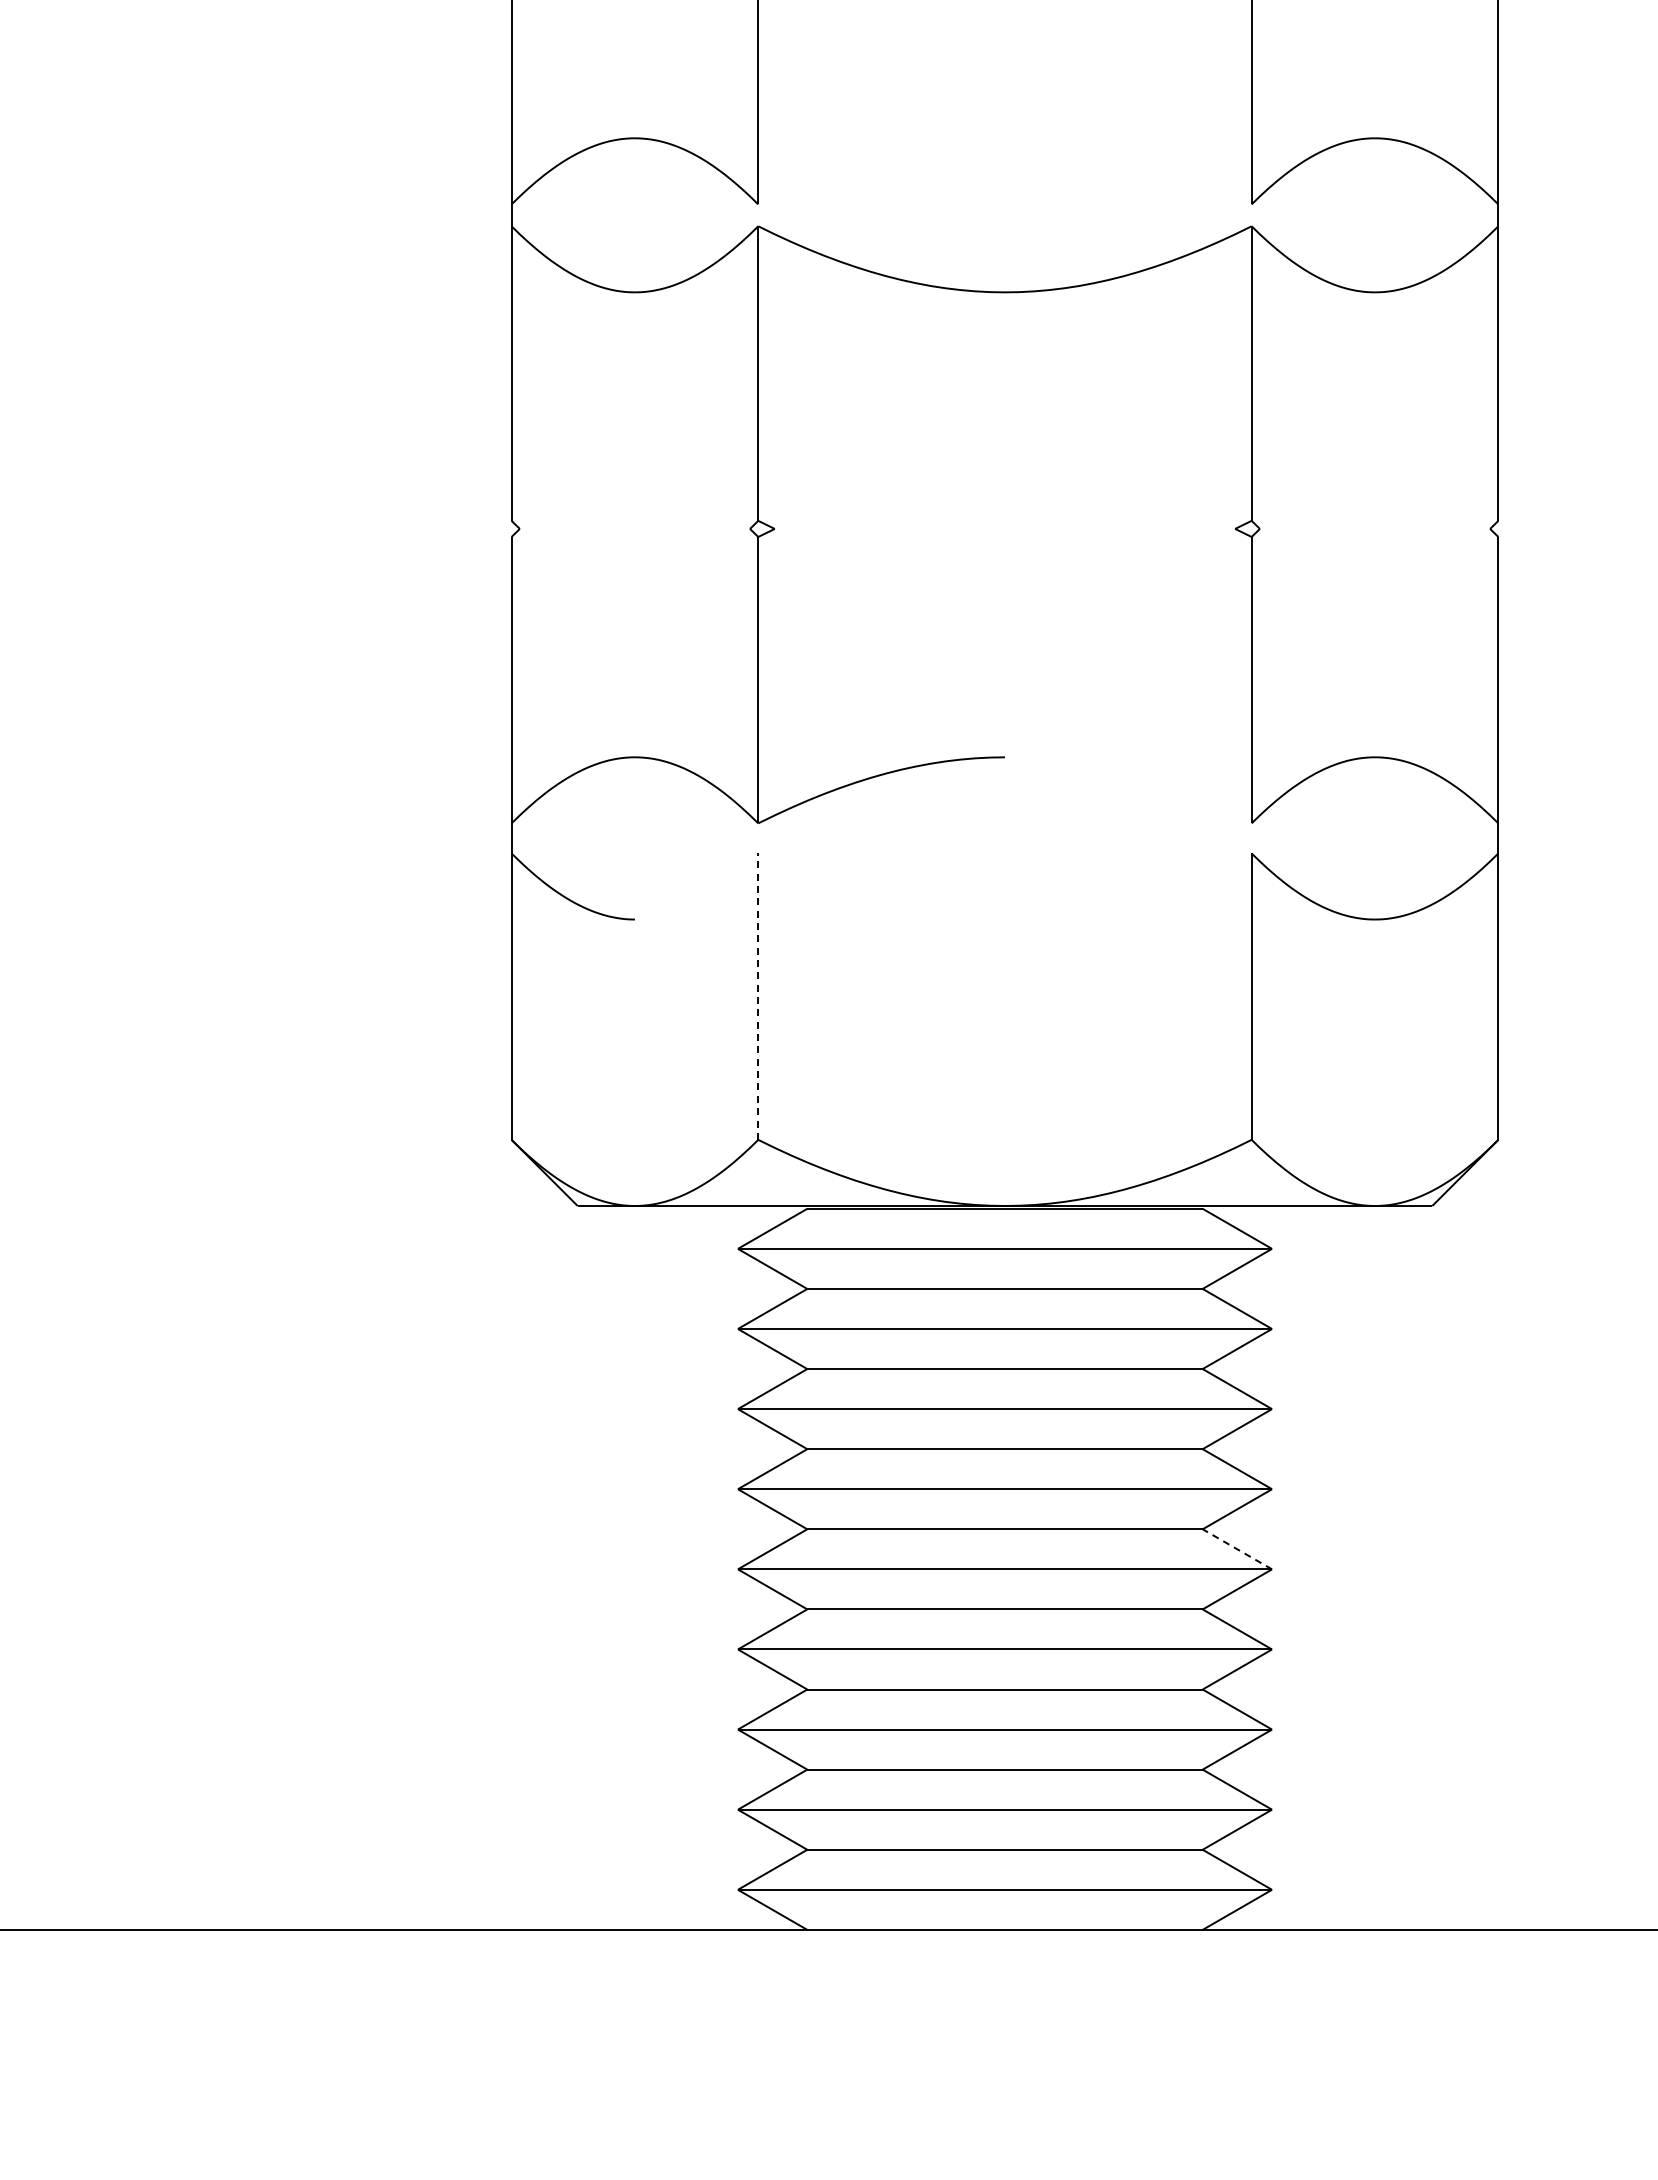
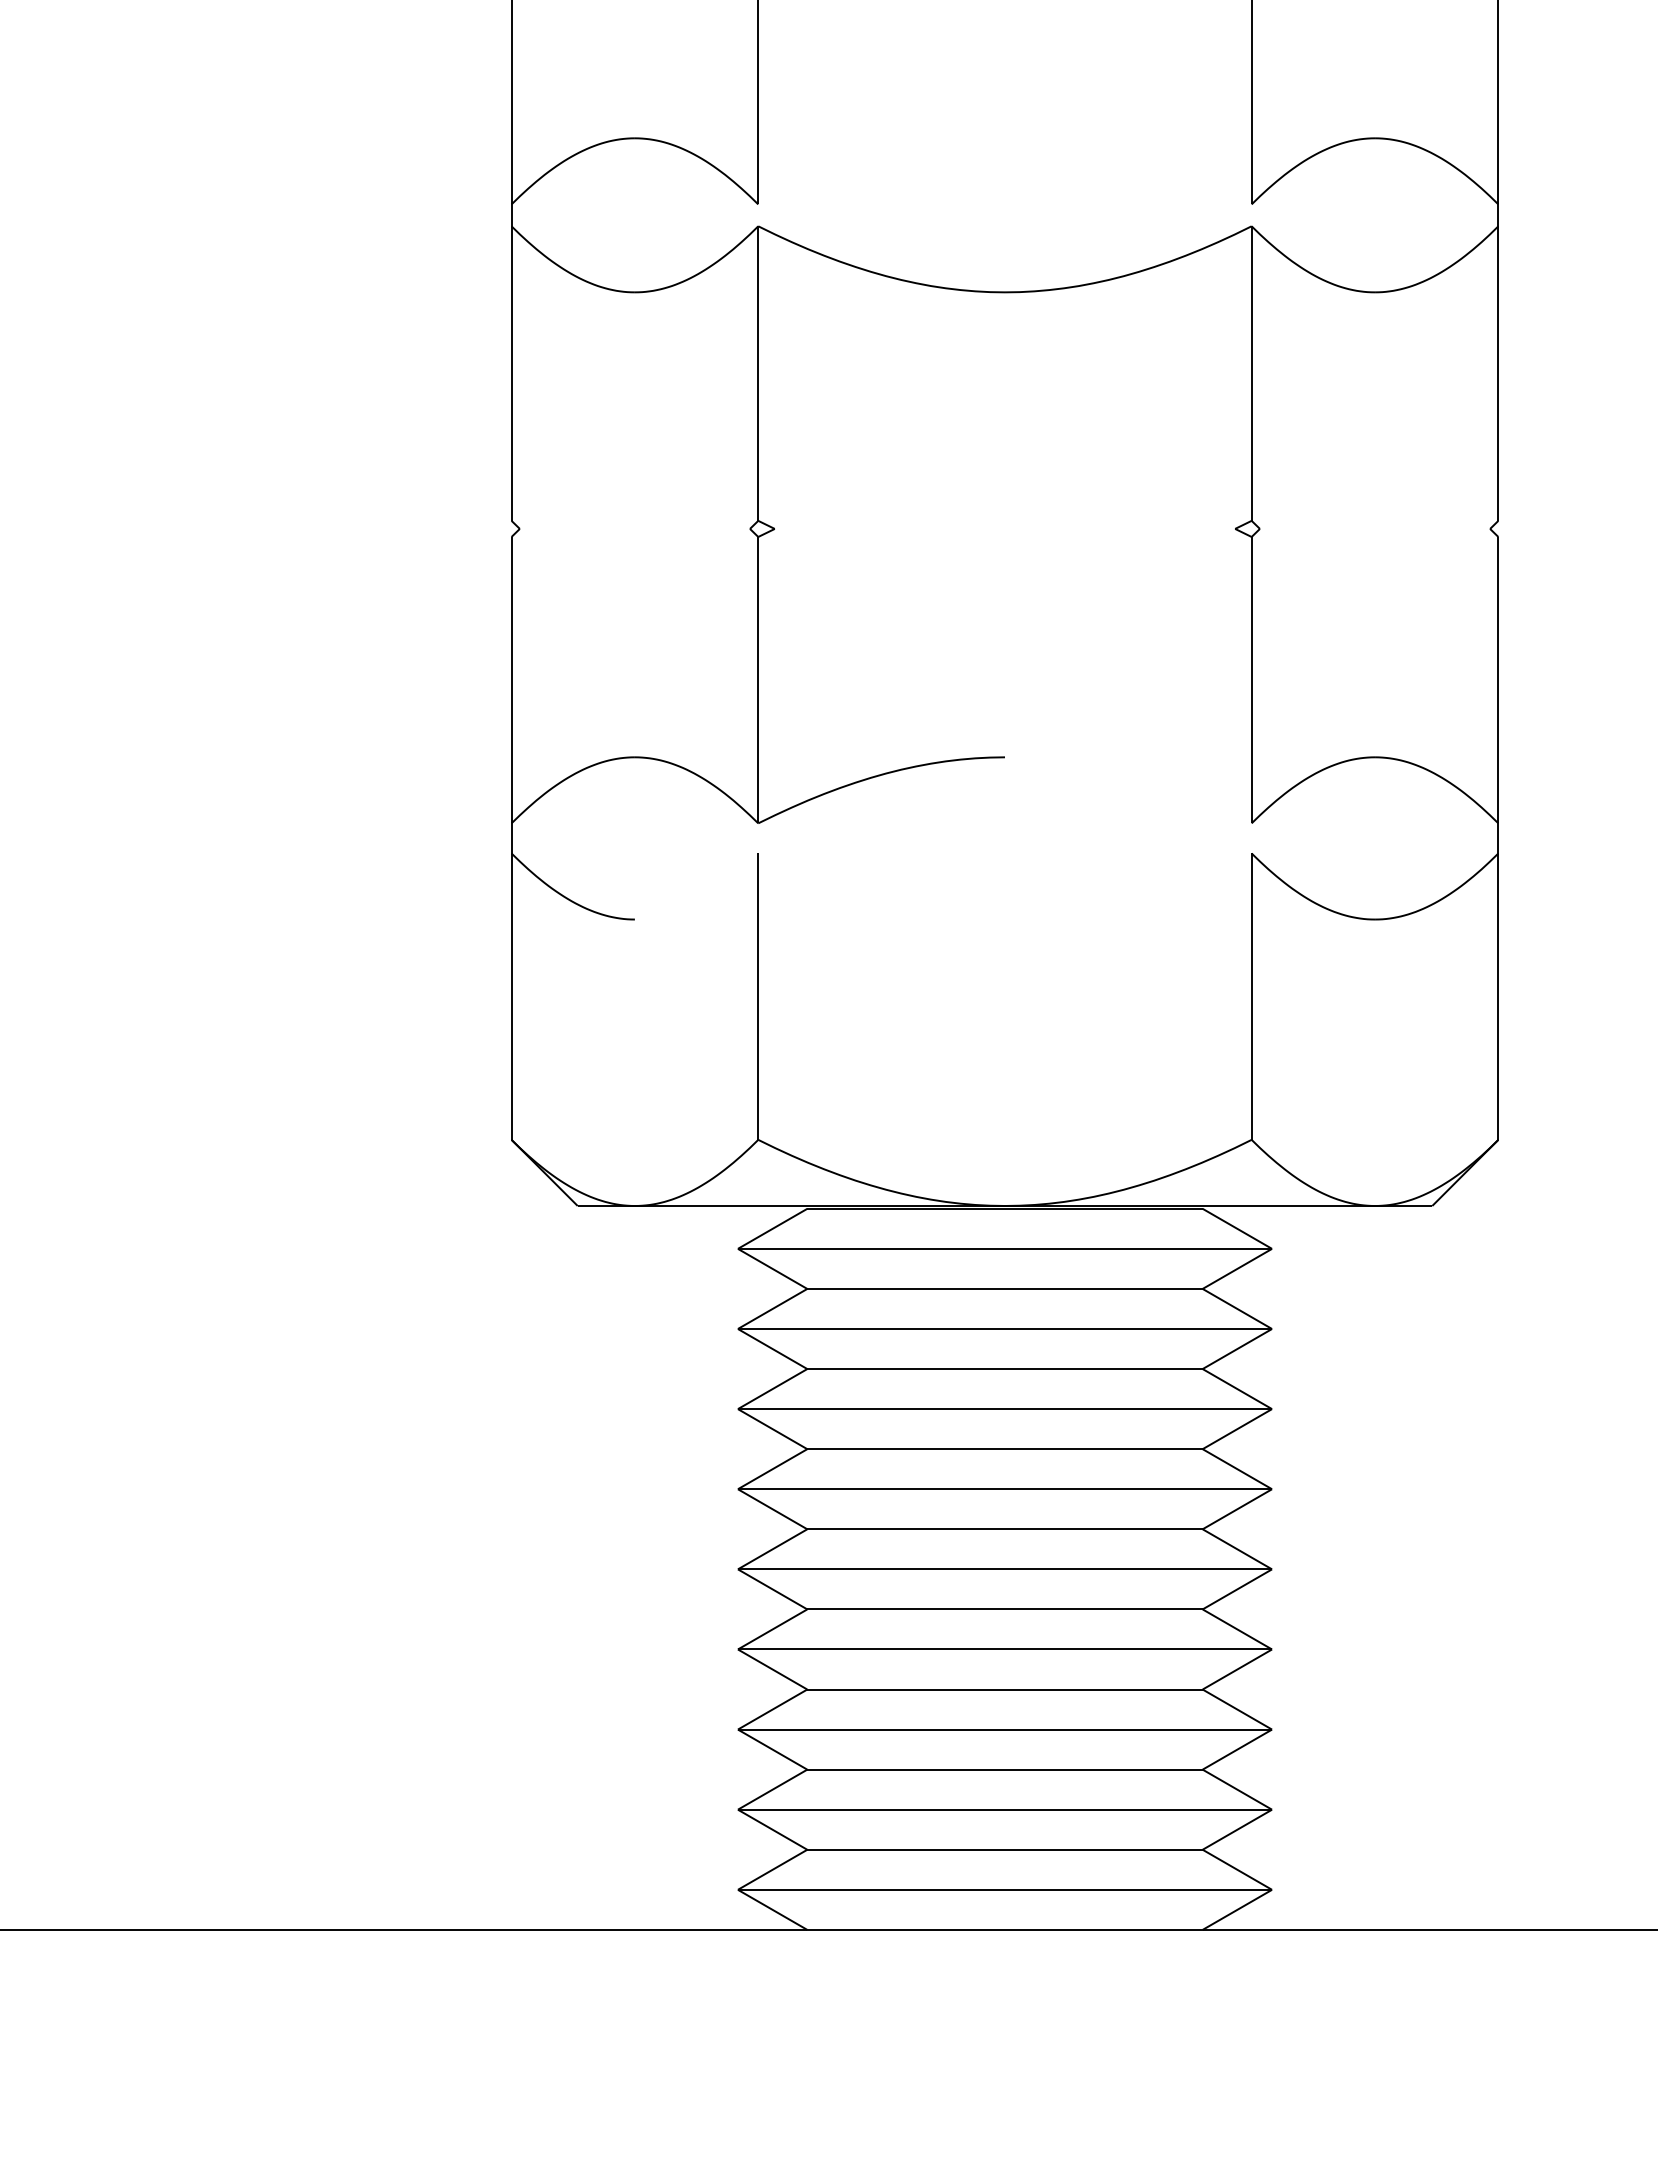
line: dashed -> solid (758, 996)
line: dashed -> solid (1236, 1549)
